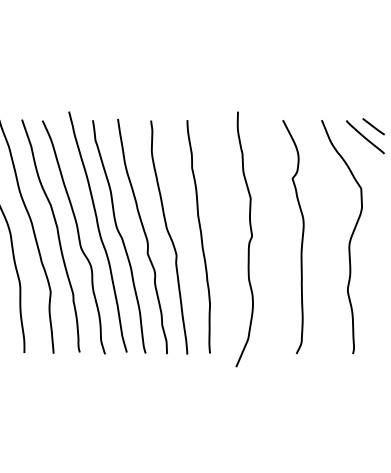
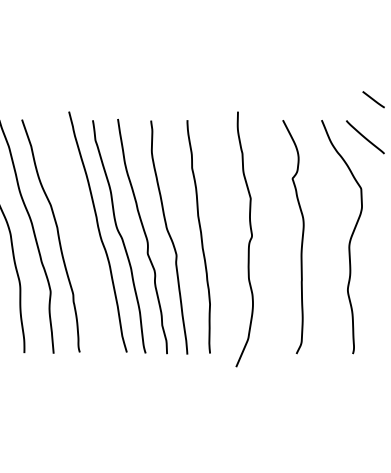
line position: (373, 126) -> (373, 99) (373, 99)
curve: present -> none (77, 235)
